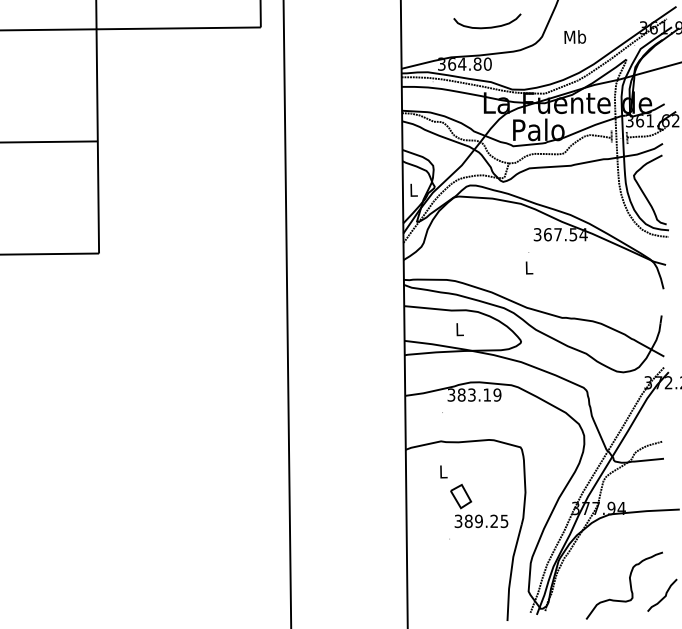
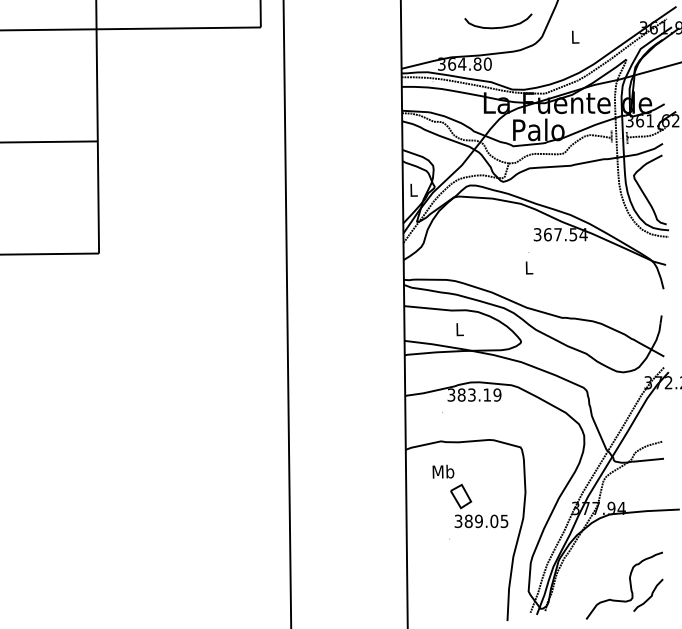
curve position: (488, 26) -> (499, 26) (499, 26)
text: Mb -> L (575, 36)
text: L -> Mb (443, 471)
text: 389.25 -> 389.05 (494, 521)
curve position: (664, 595) -> (650, 595) (650, 595)
